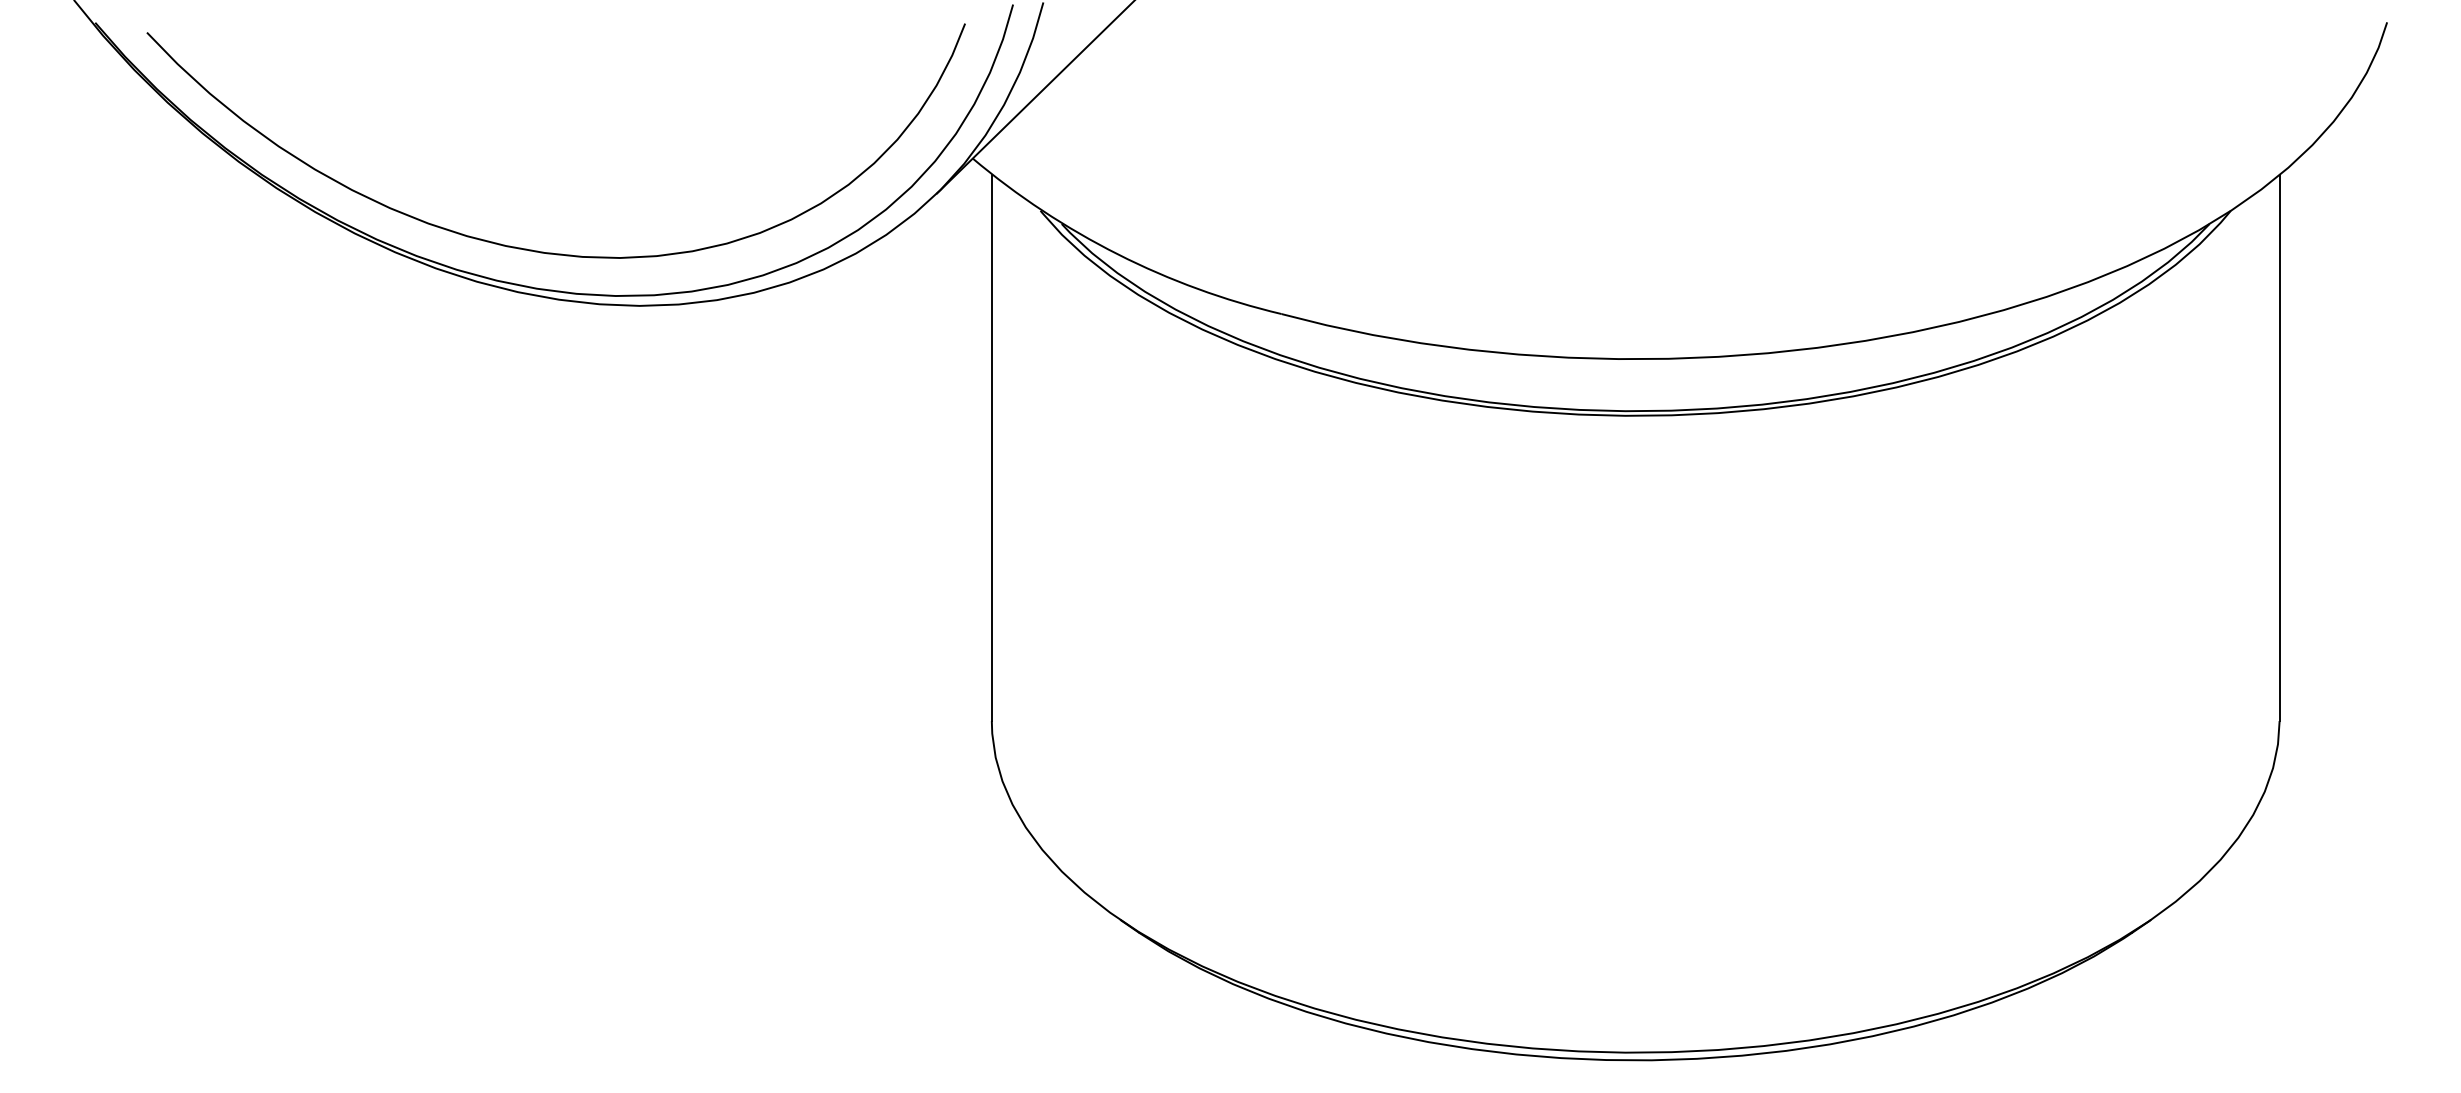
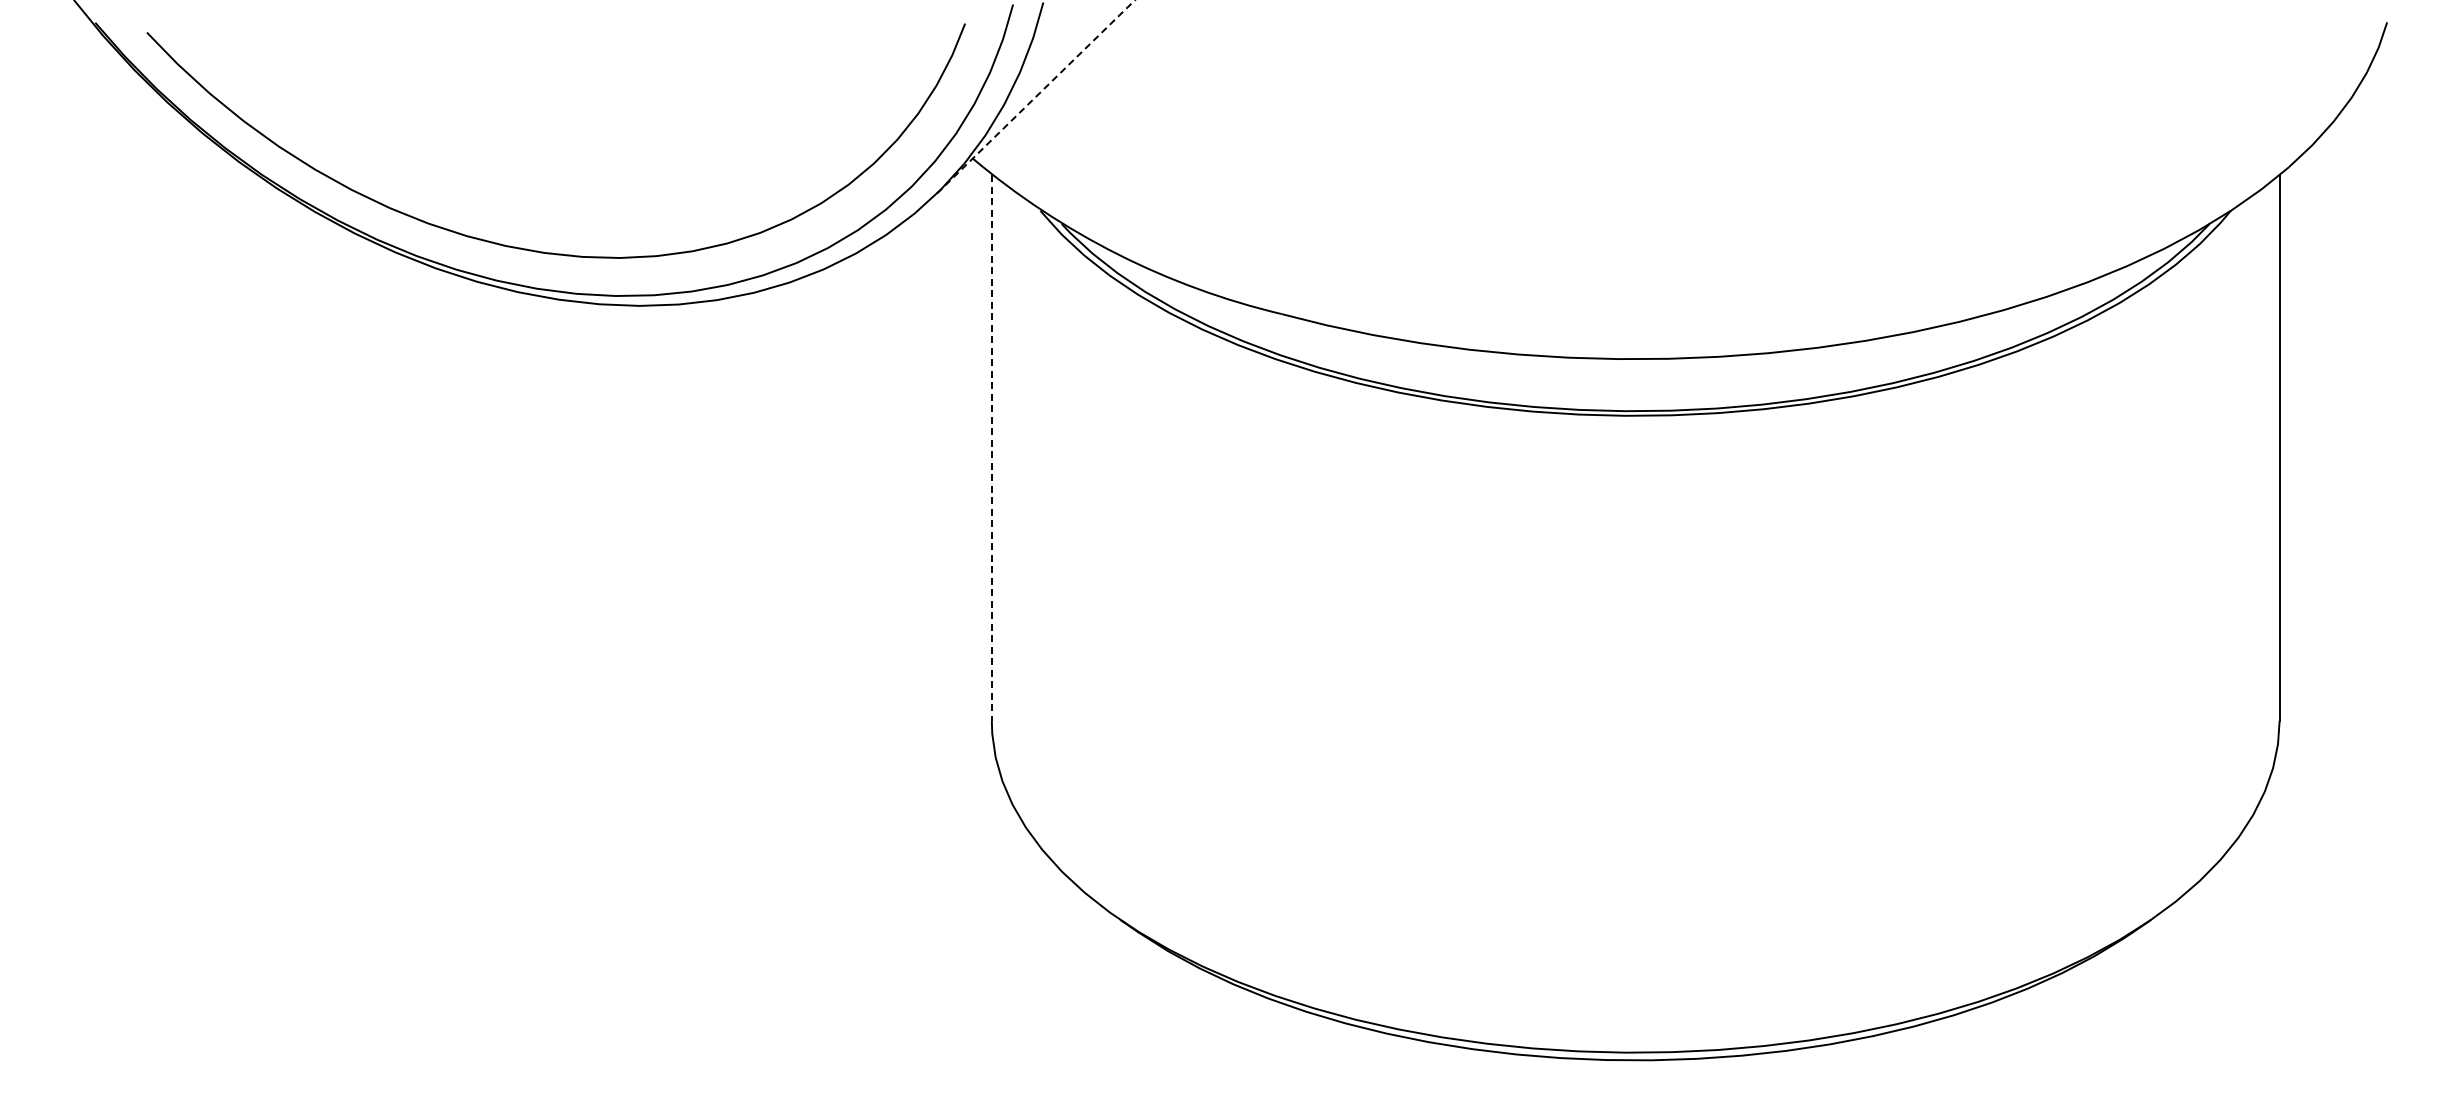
line: solid -> dashed (1036, 96)
line: solid -> dashed (991, 448)
